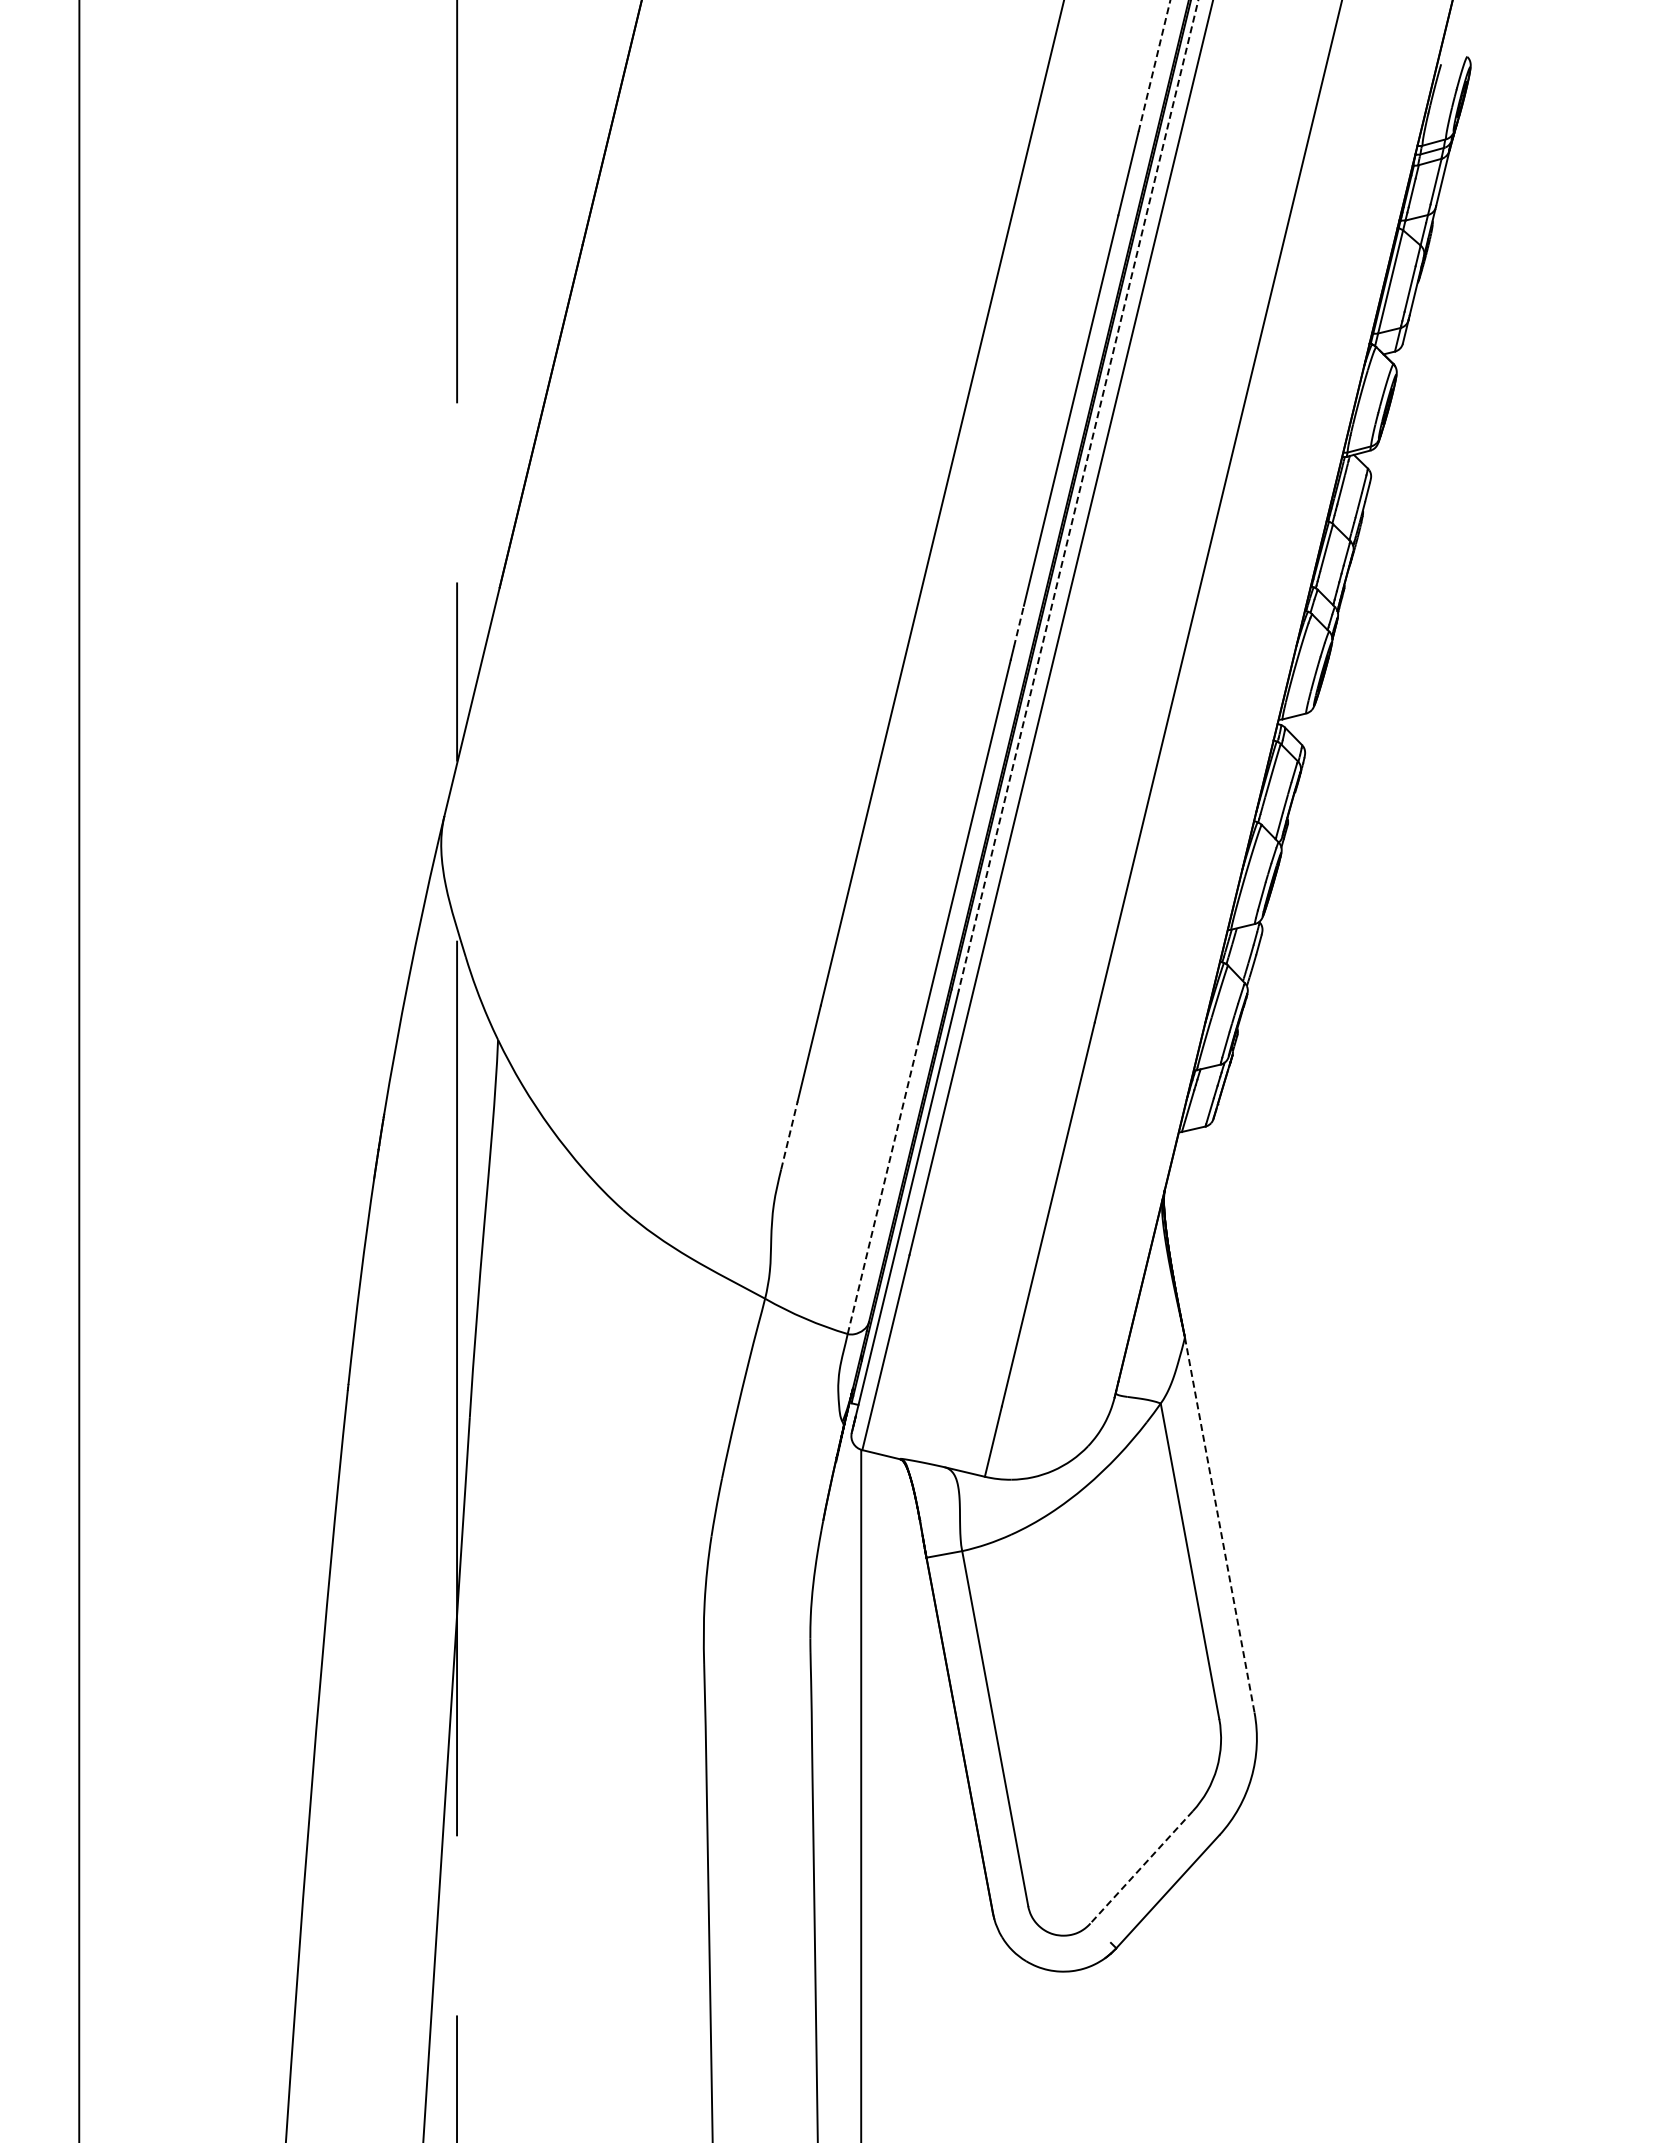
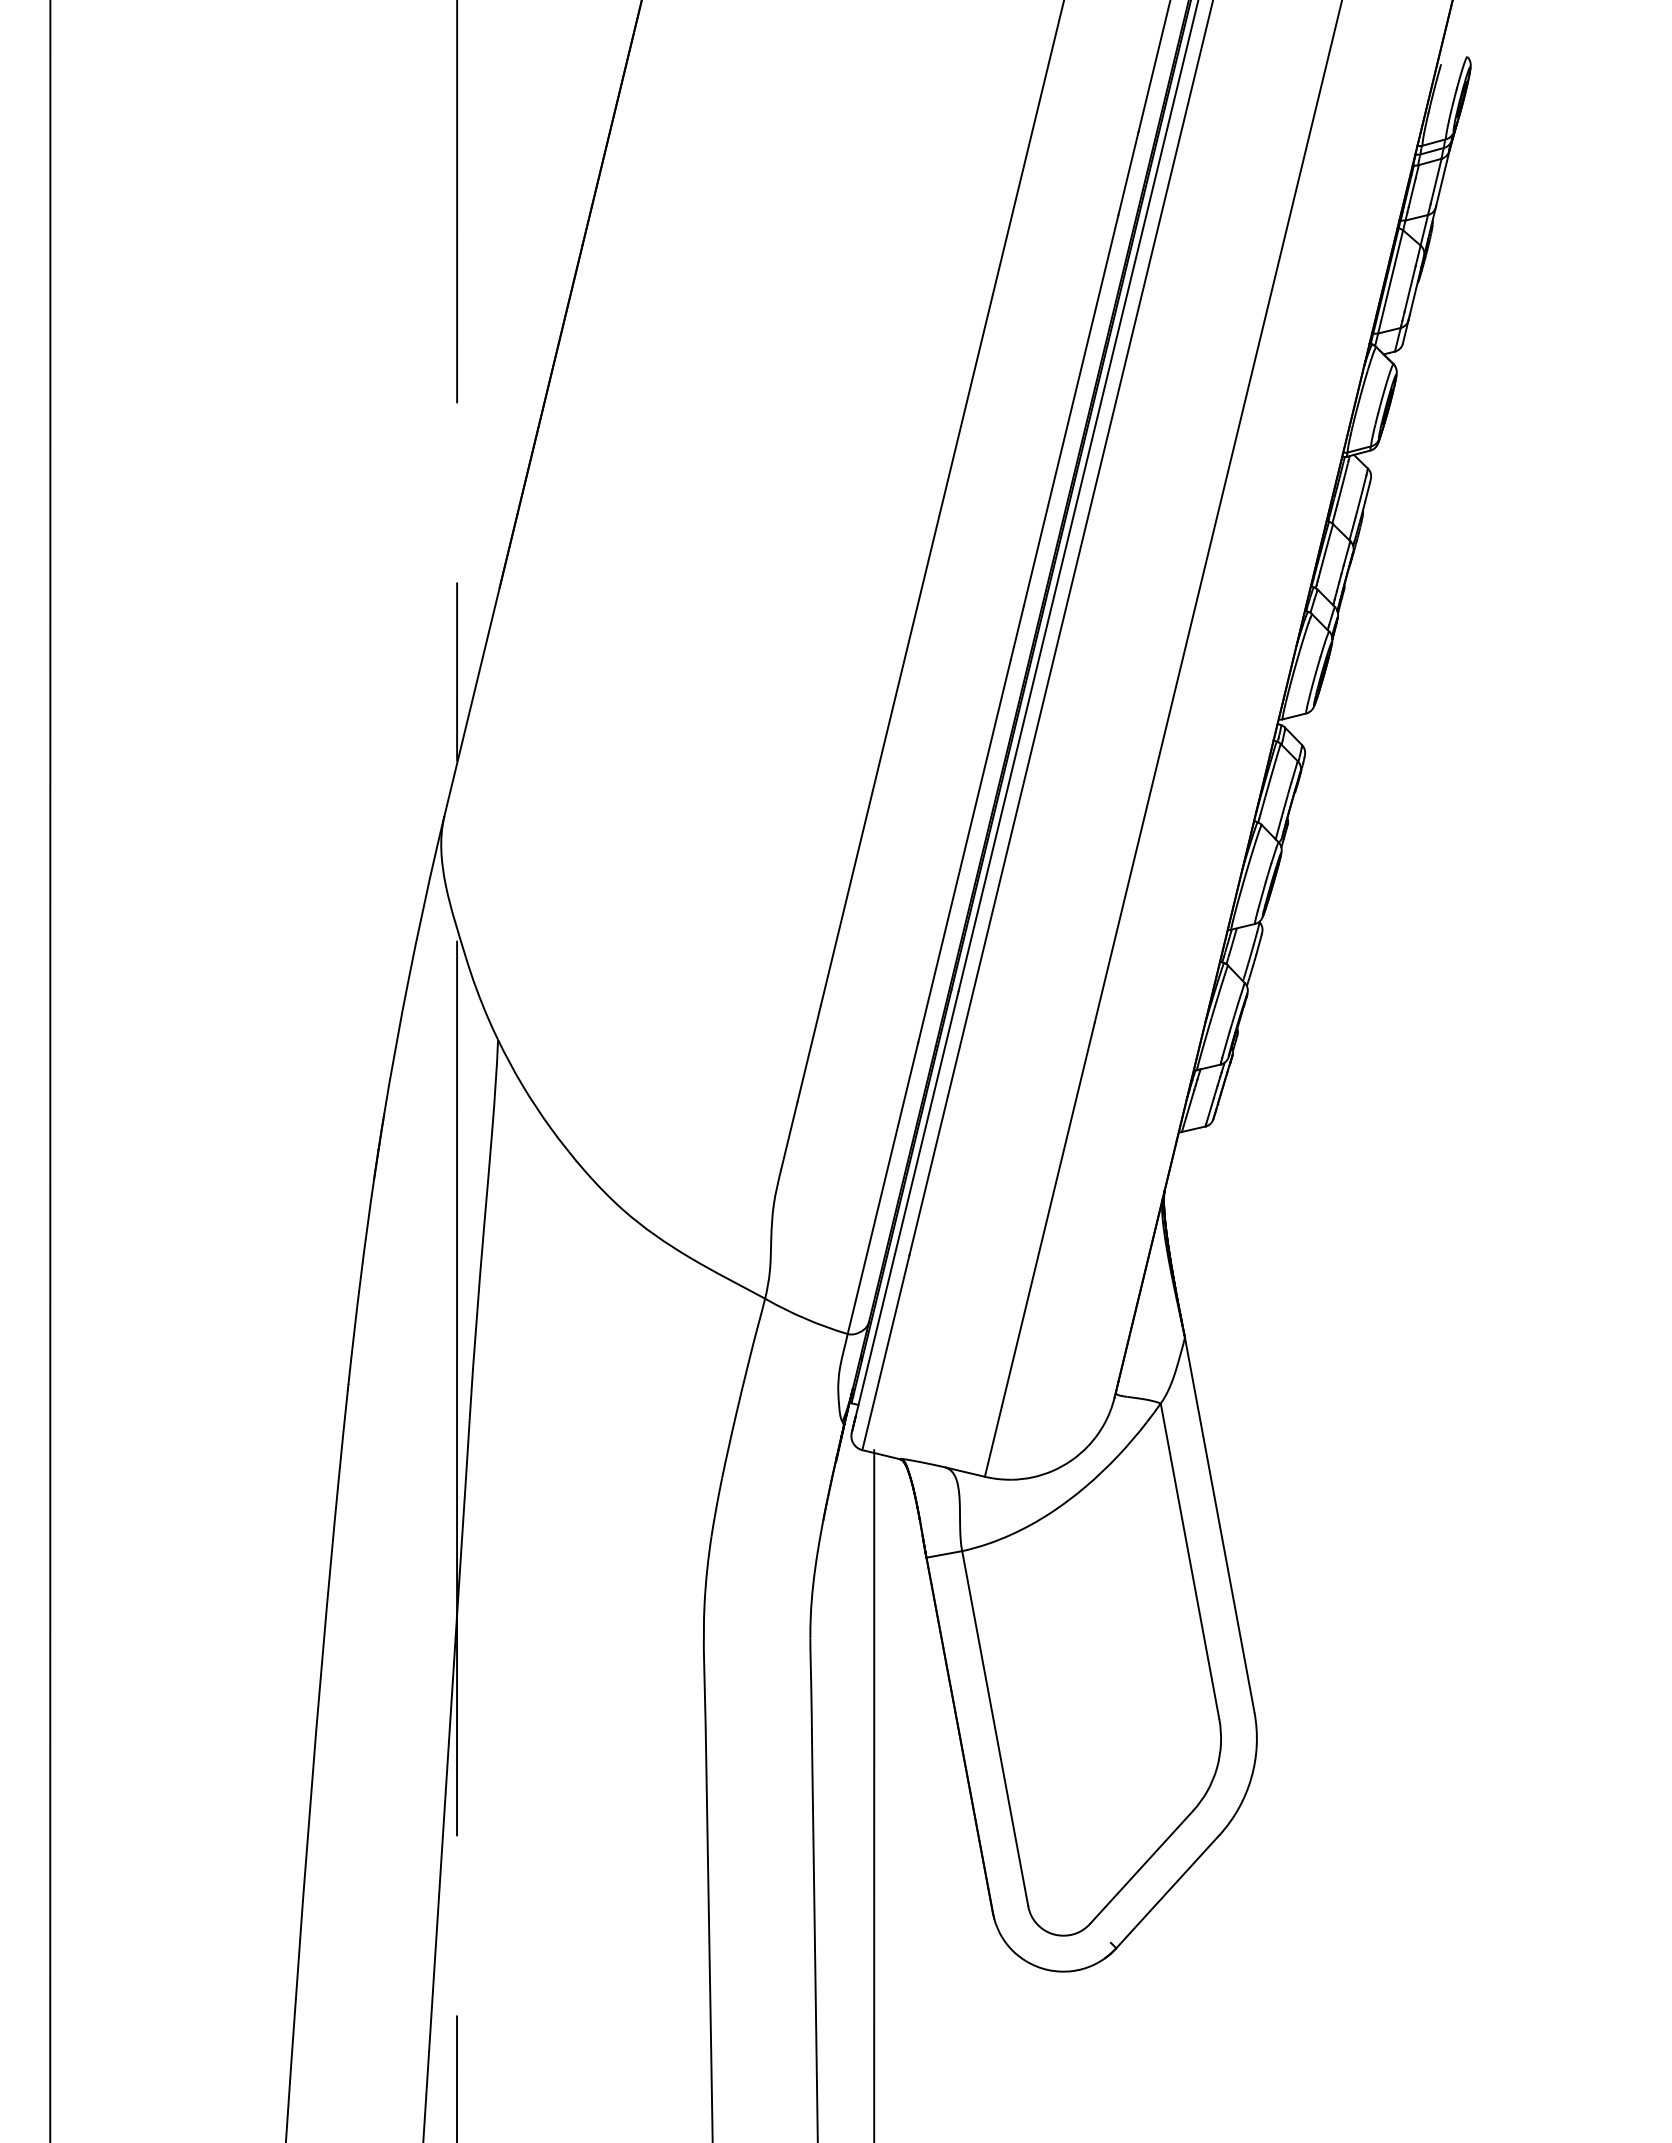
line: dashed -> solid (1154, 65)
line: dashed -> solid (1078, 495)
line: dashed -> solid (1019, 625)
line position: (79, 1070) -> (50, 1070) (50, 1070)
line: dashed -> solid (789, 1135)
line: dashed -> solid (882, 1188)
line: dashed -> solid (1219, 1525)
line position: (861, 1794) -> (874, 1794) (874, 1794)
line: dashed -> solid (1141, 1867)
